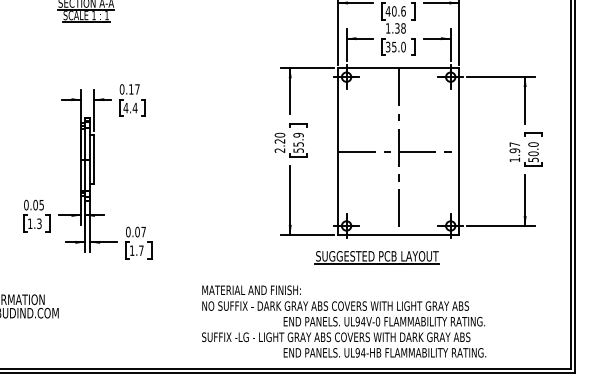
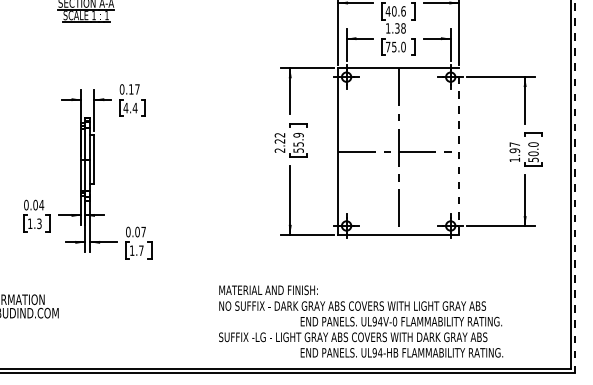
text: 35.0 -> 75.0 (387, 46)
text: 2.20 -> 2.22 (279, 134)
line: solid -> dashed (459, 151)
line: solid -> dashed (575, 186)
text: 0.05 -> 0.04 (41, 205)
part: present -> none (376, 257)
text position: (344, 321) -> (361, 321) (361, 321)
